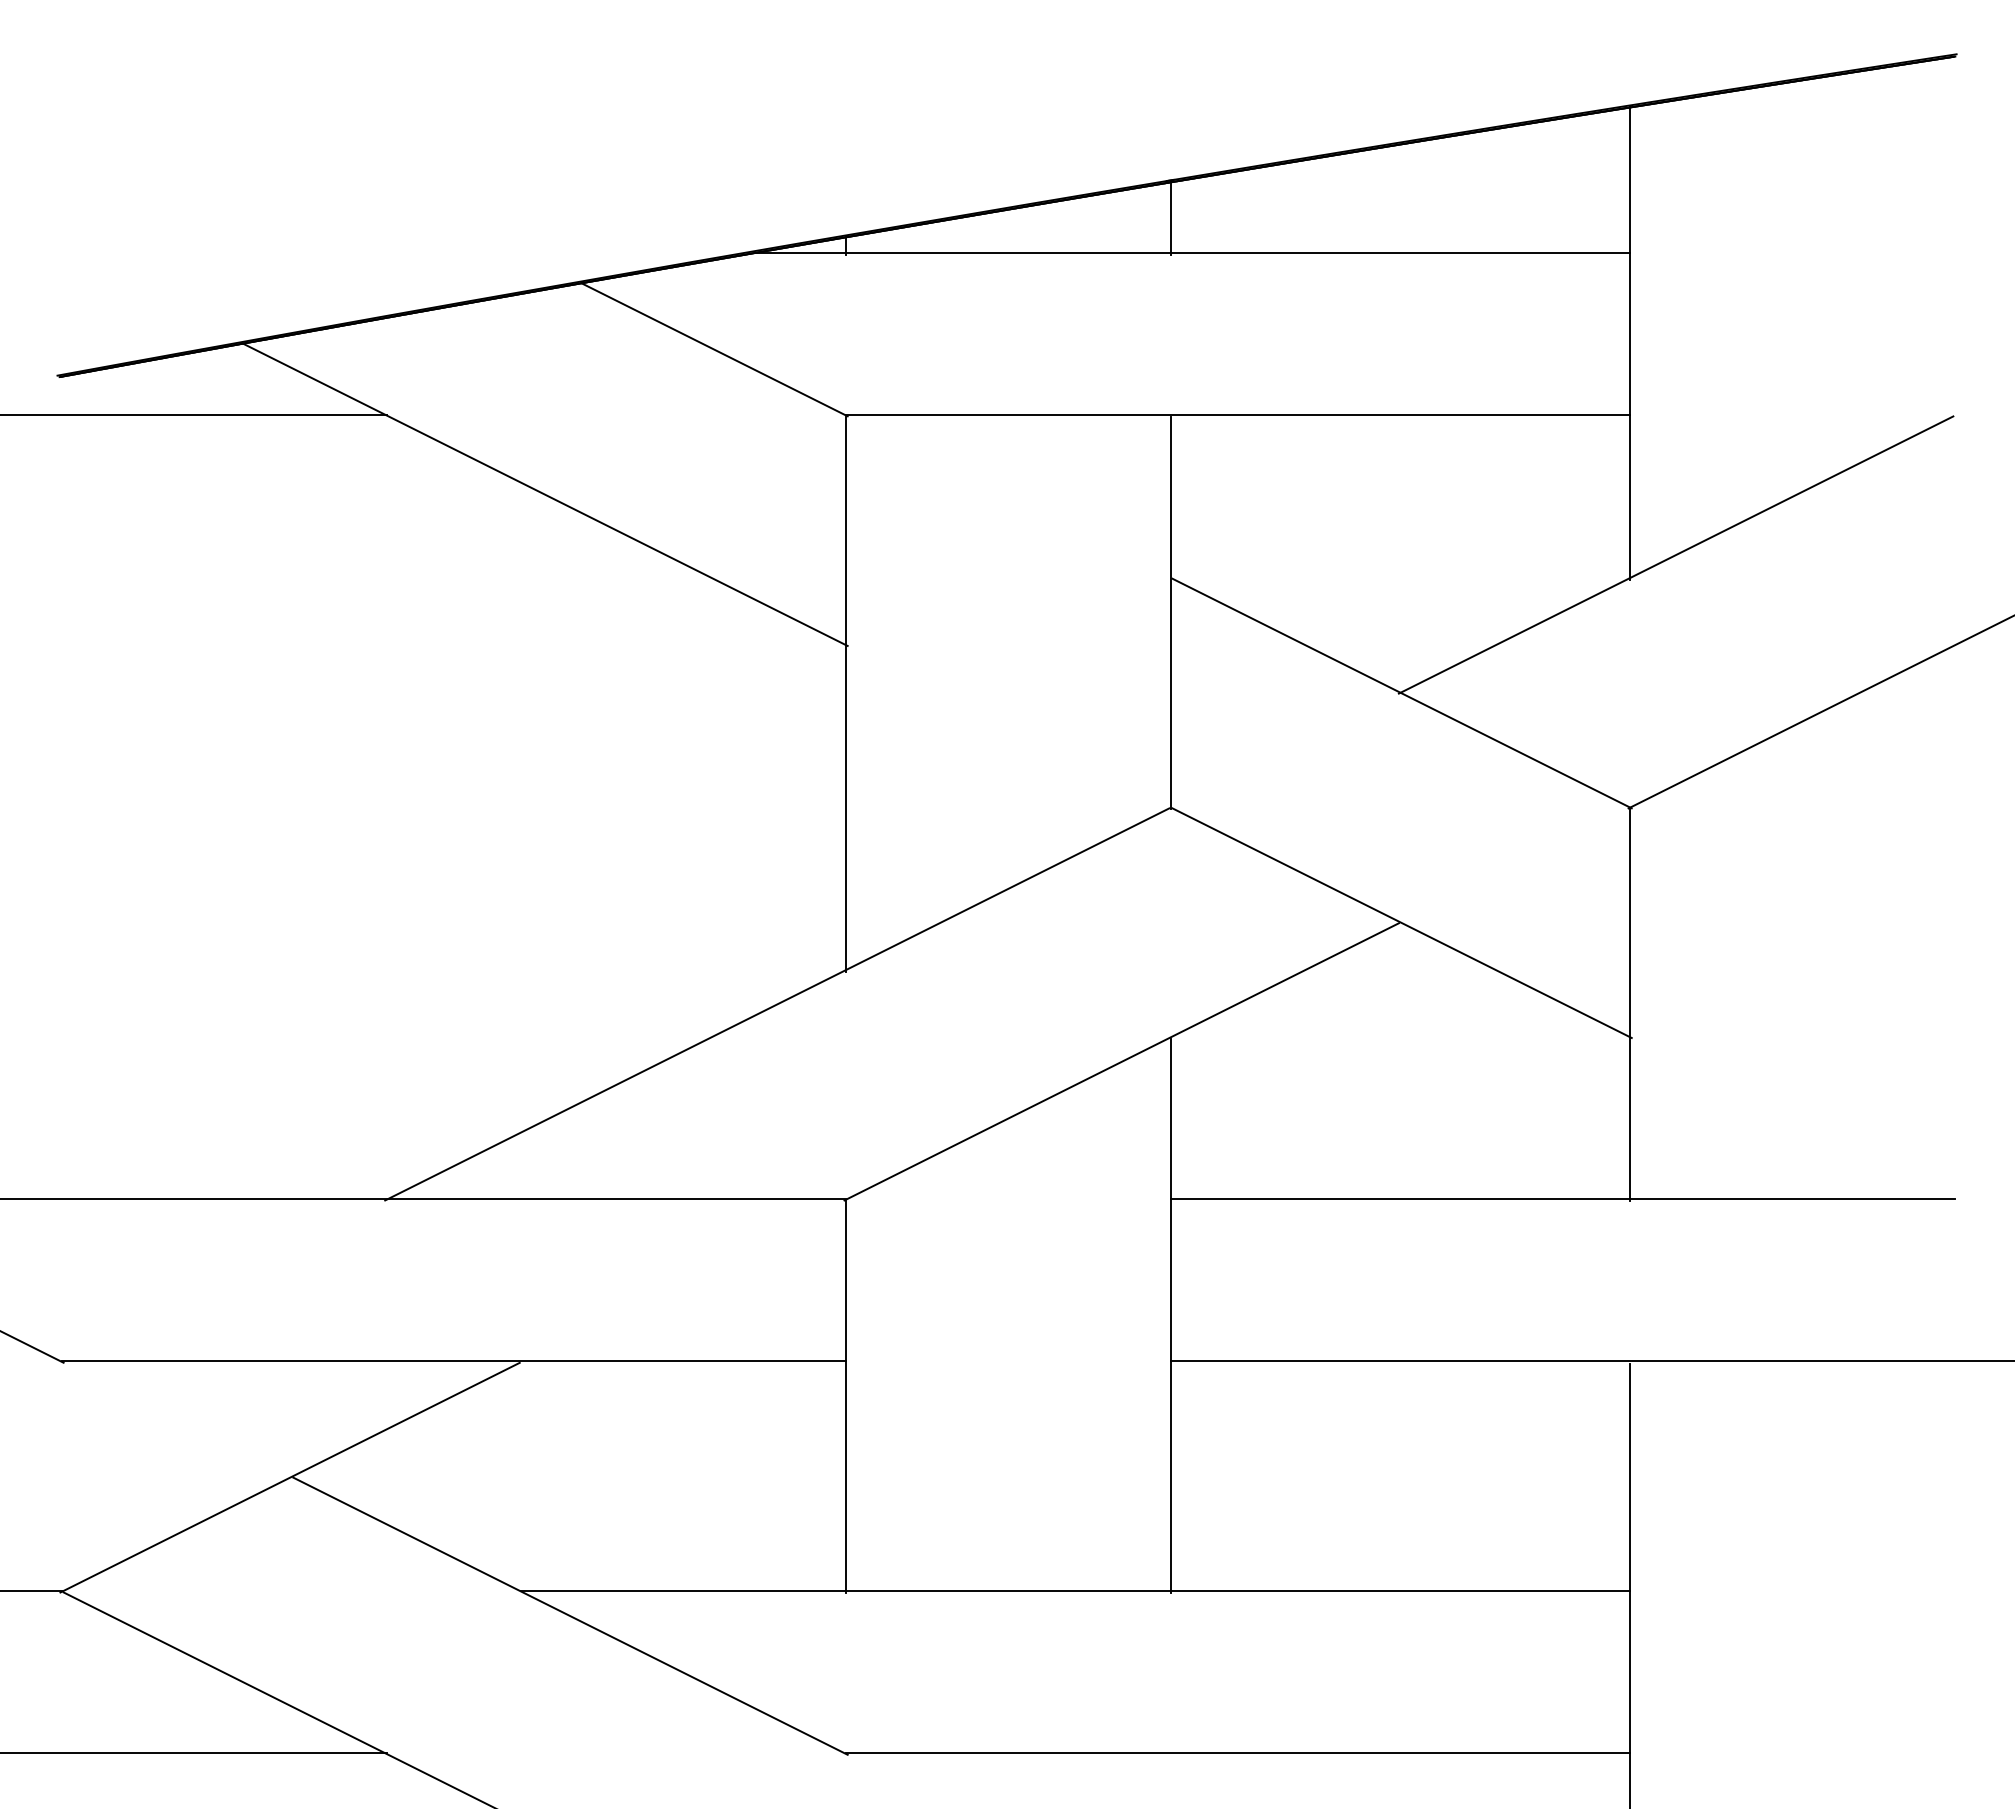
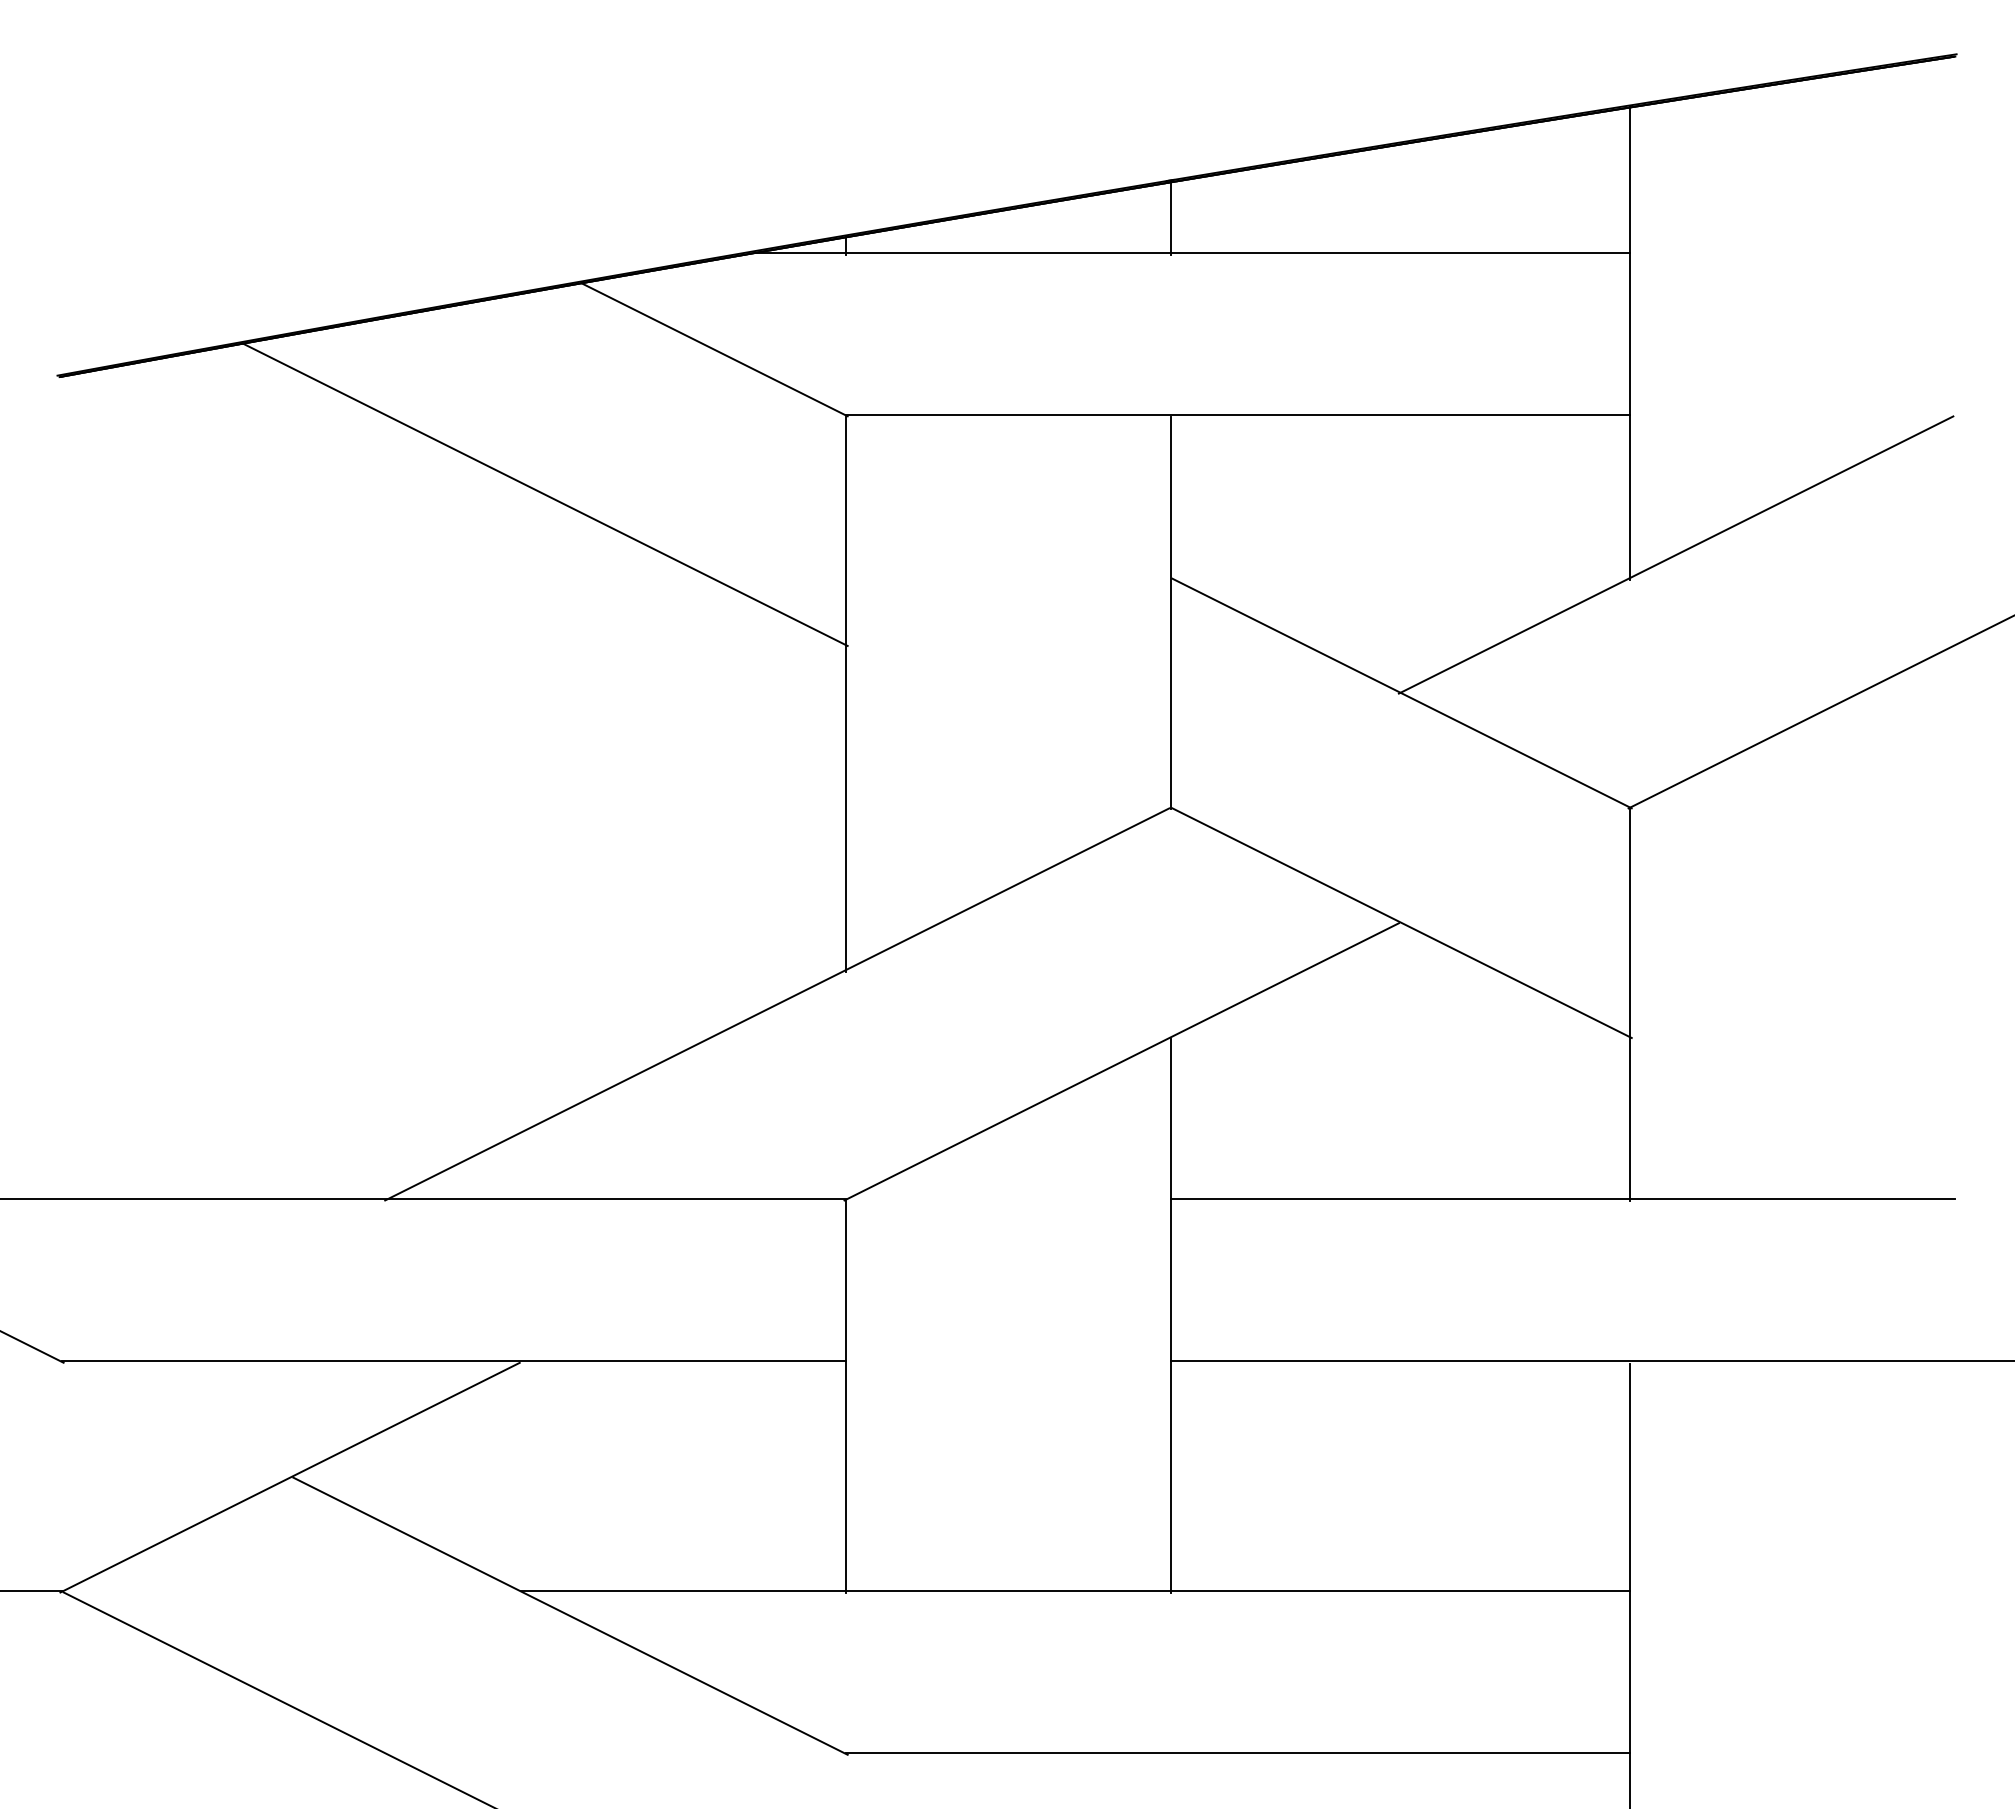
line: present -> none (194, 414)
line: present -> none (194, 1753)
